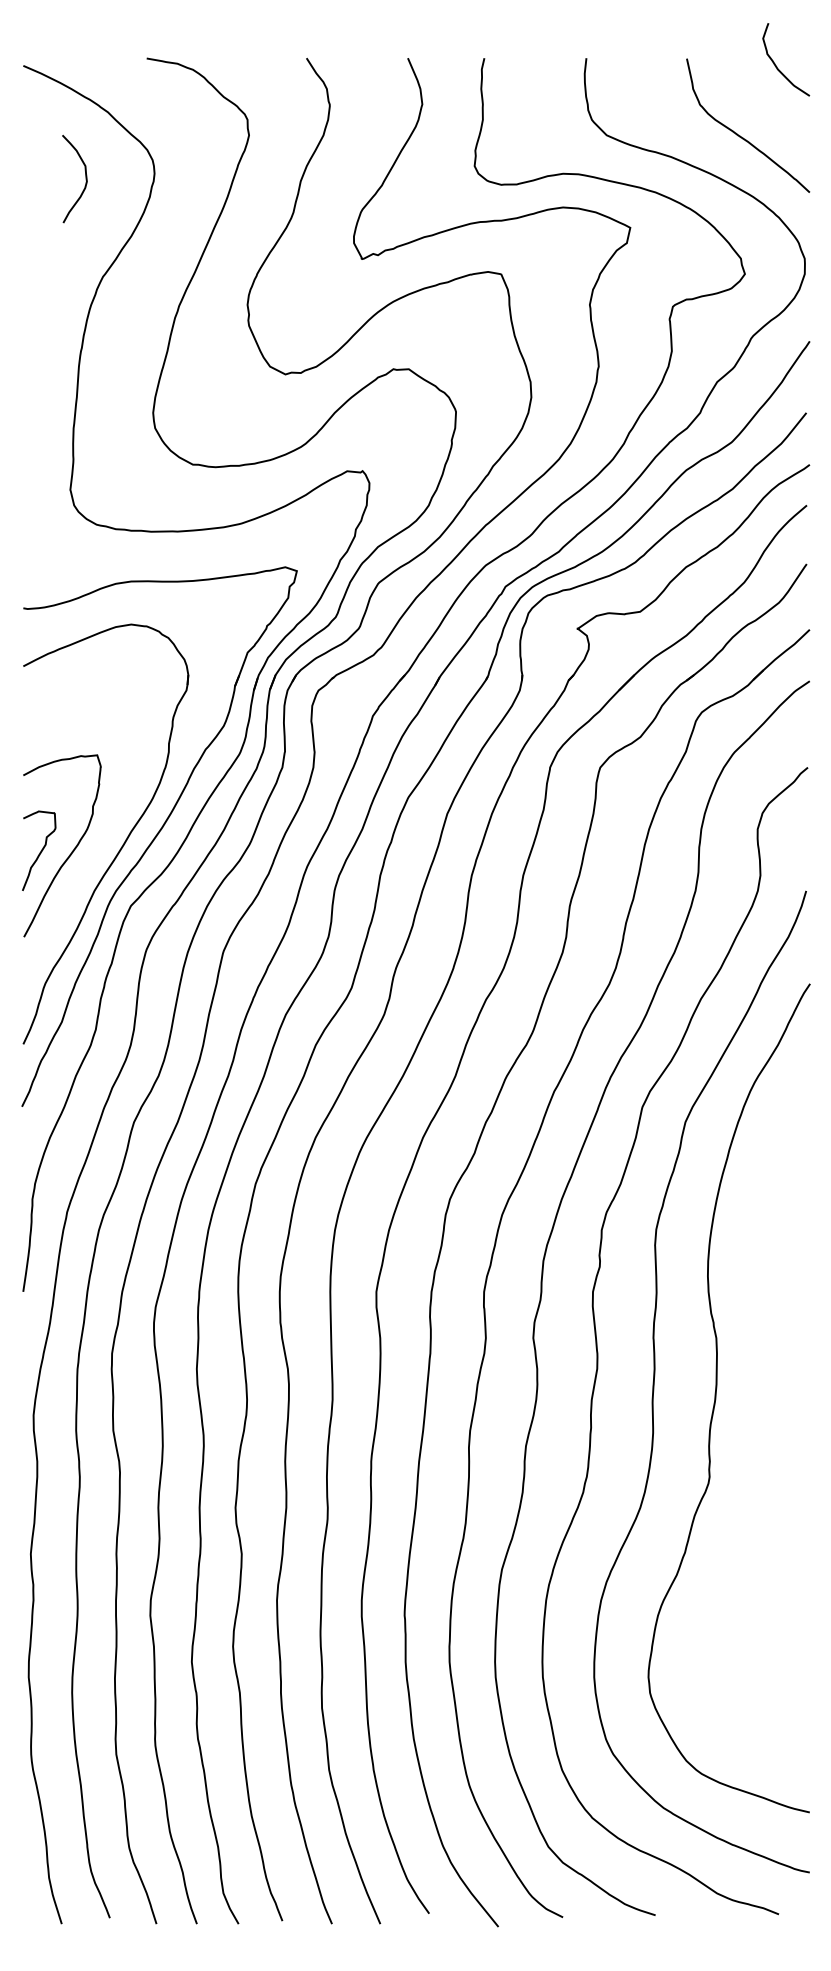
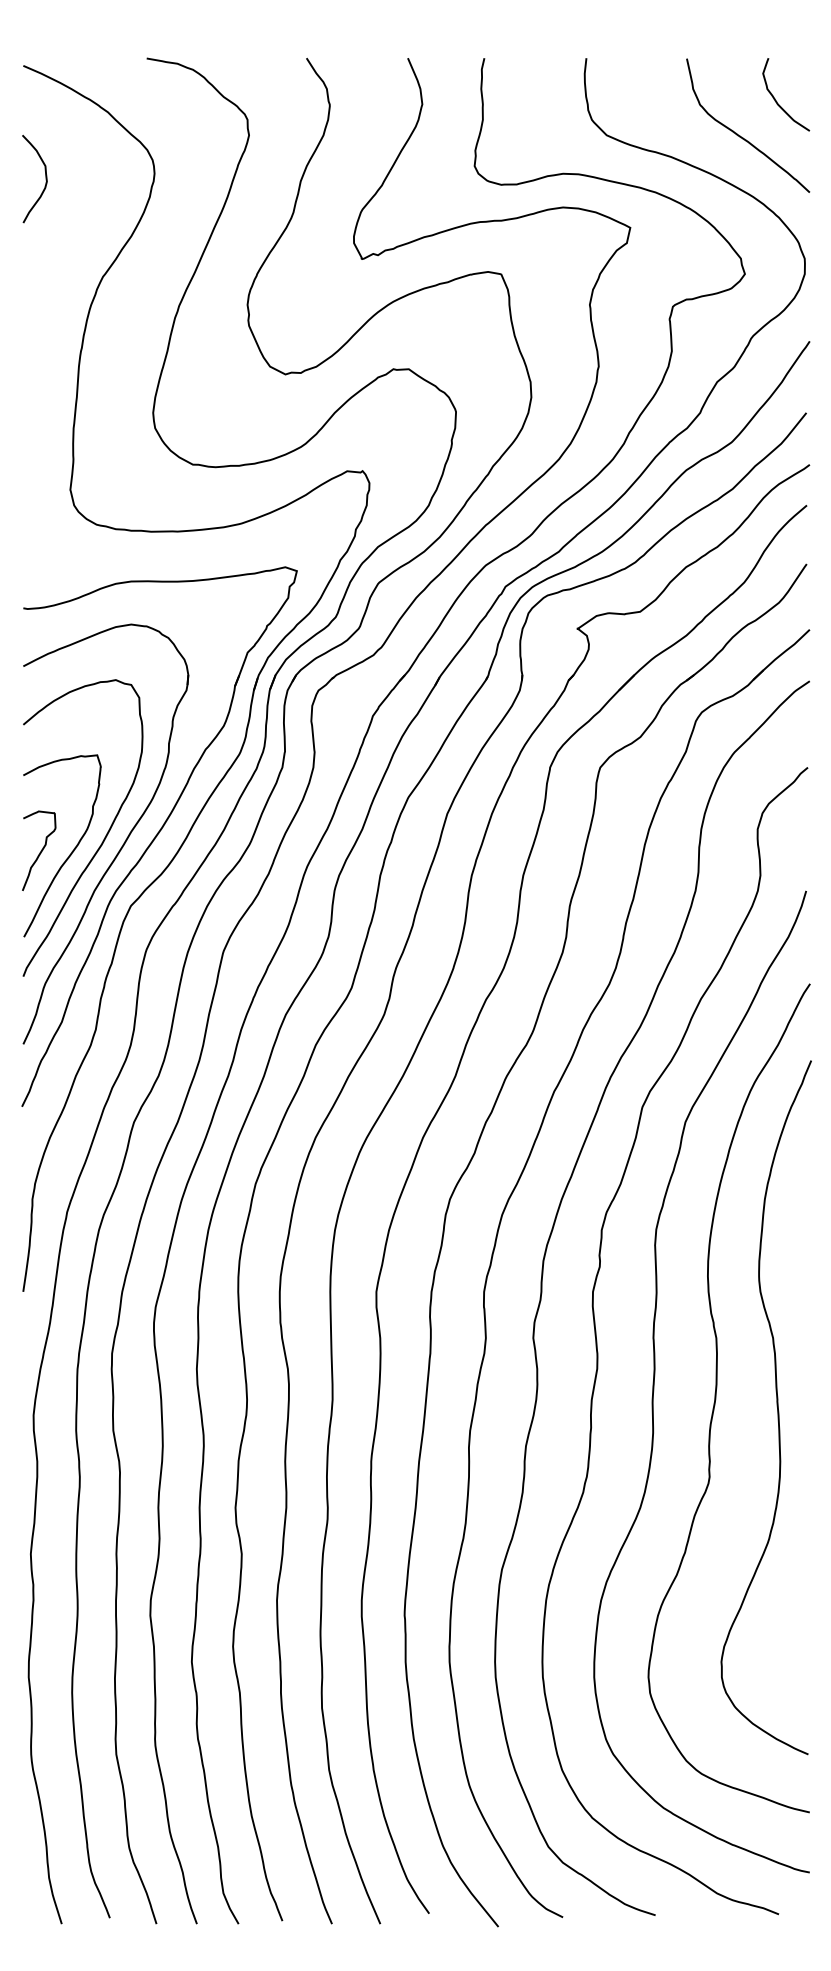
curve position: (777, 66) -> (777, 101) (777, 101)
curve position: (85, 179) -> (45, 179) (45, 179)
curve: none -> present (104, 837)
curve: none -> present (776, 1406)
